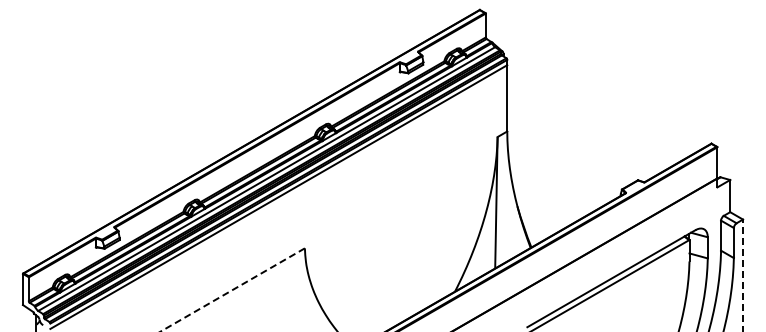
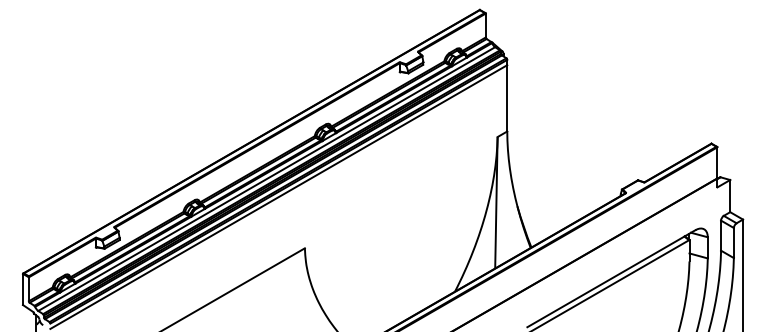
line: dashed -> solid (743, 275)
line: dashed -> solid (232, 290)
